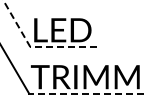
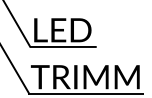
line: dashed -> solid (36, 46)
line: dashed -> solid (86, 93)
